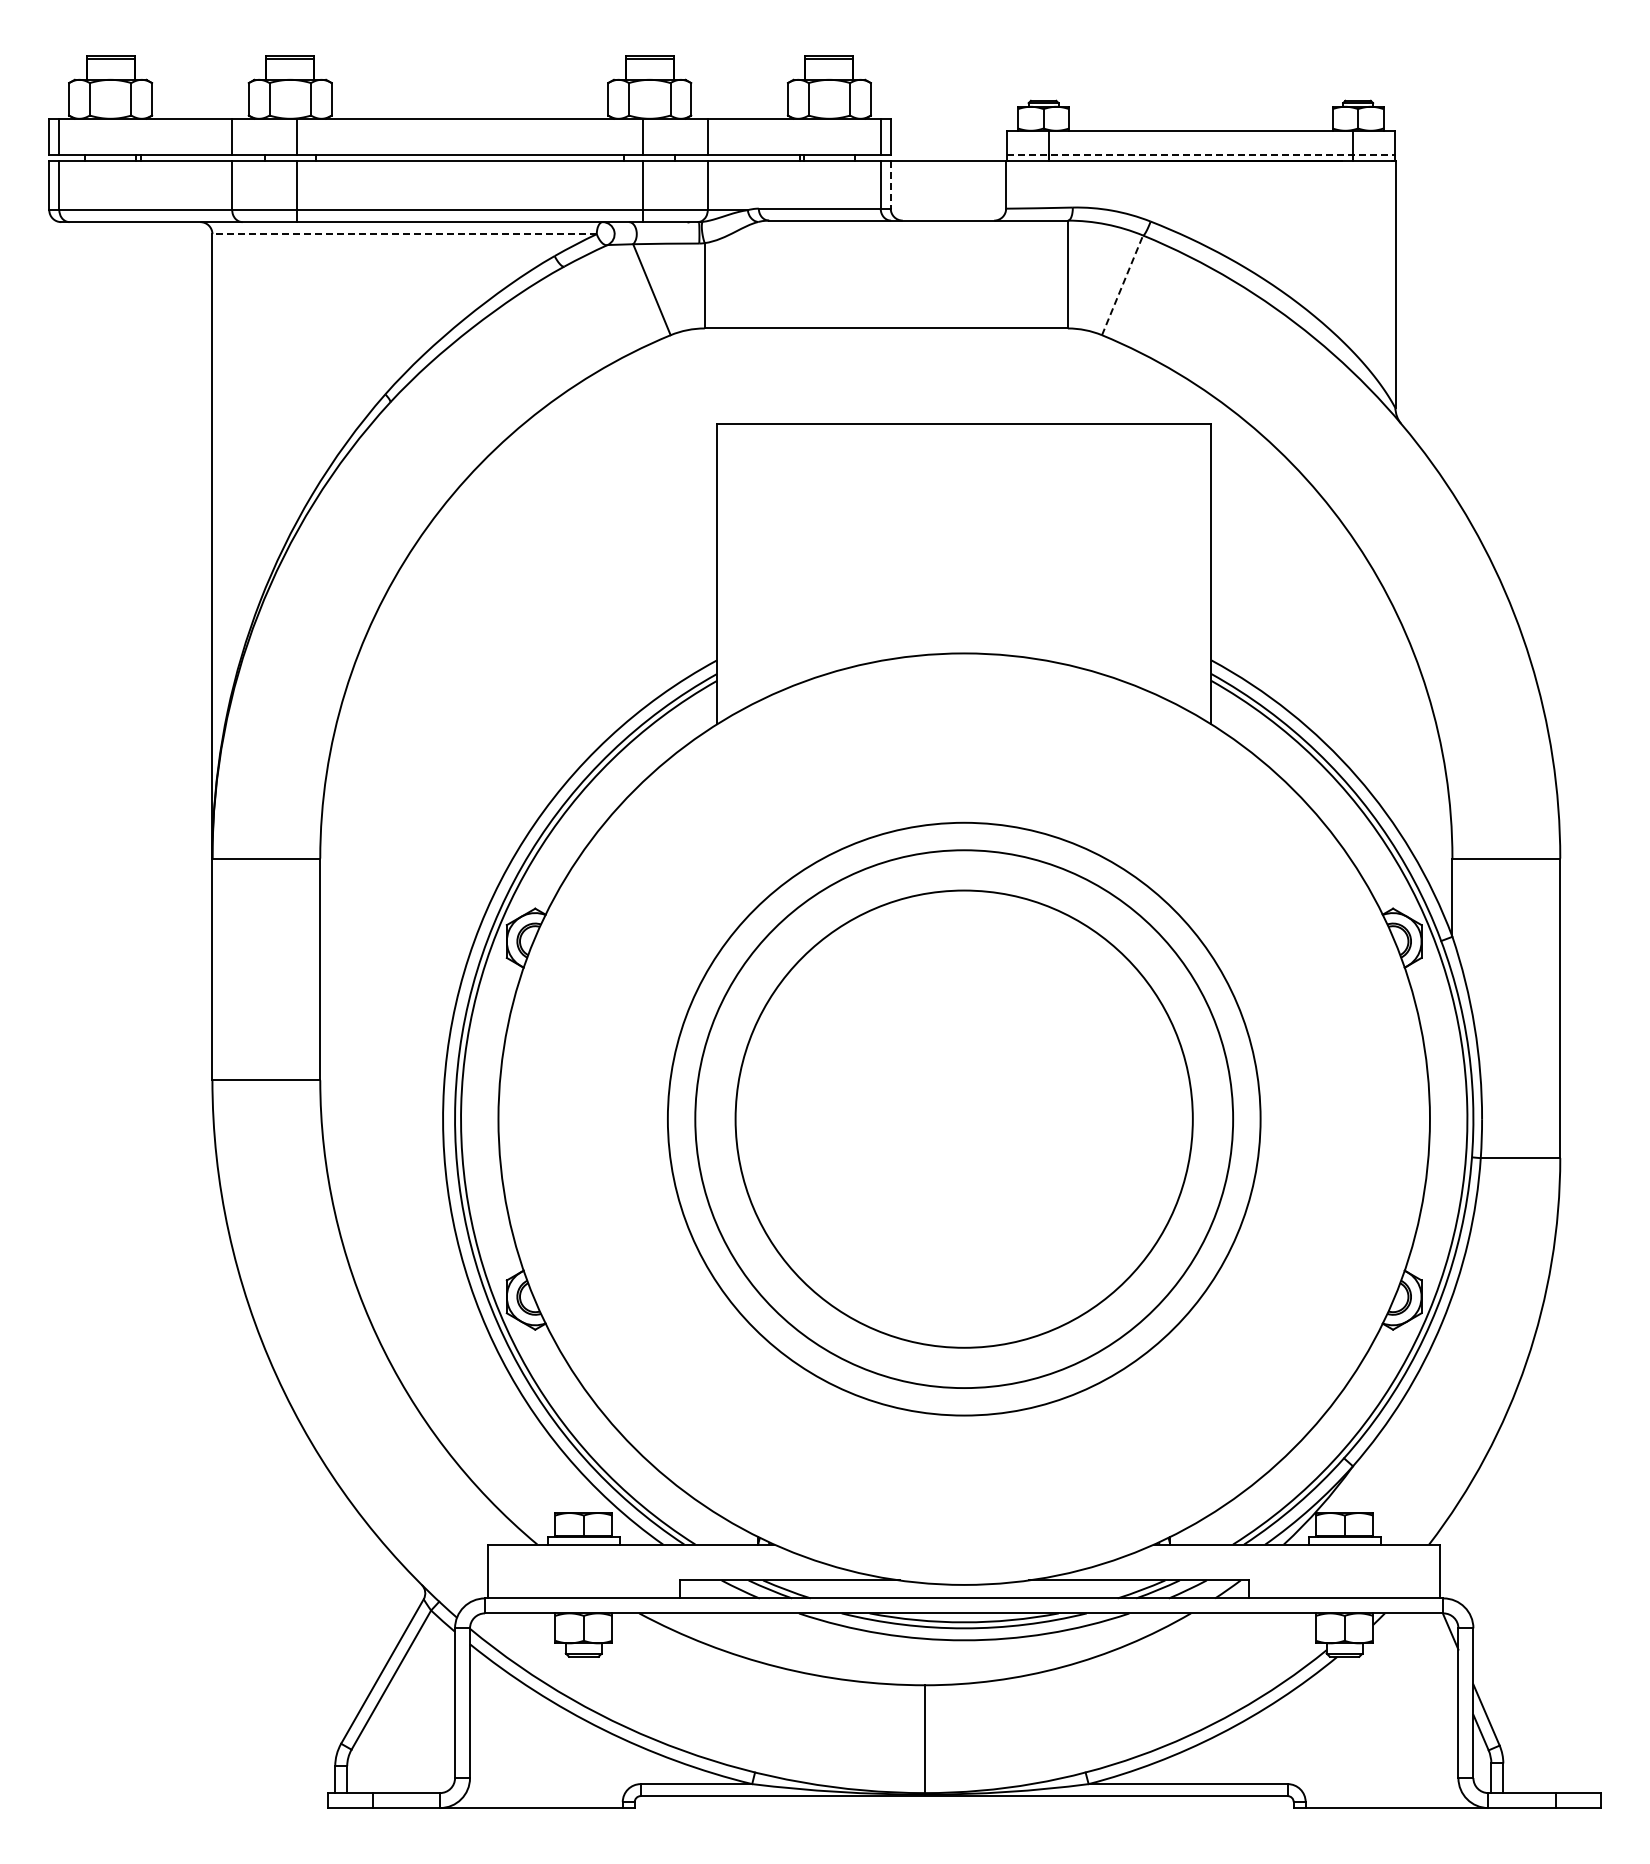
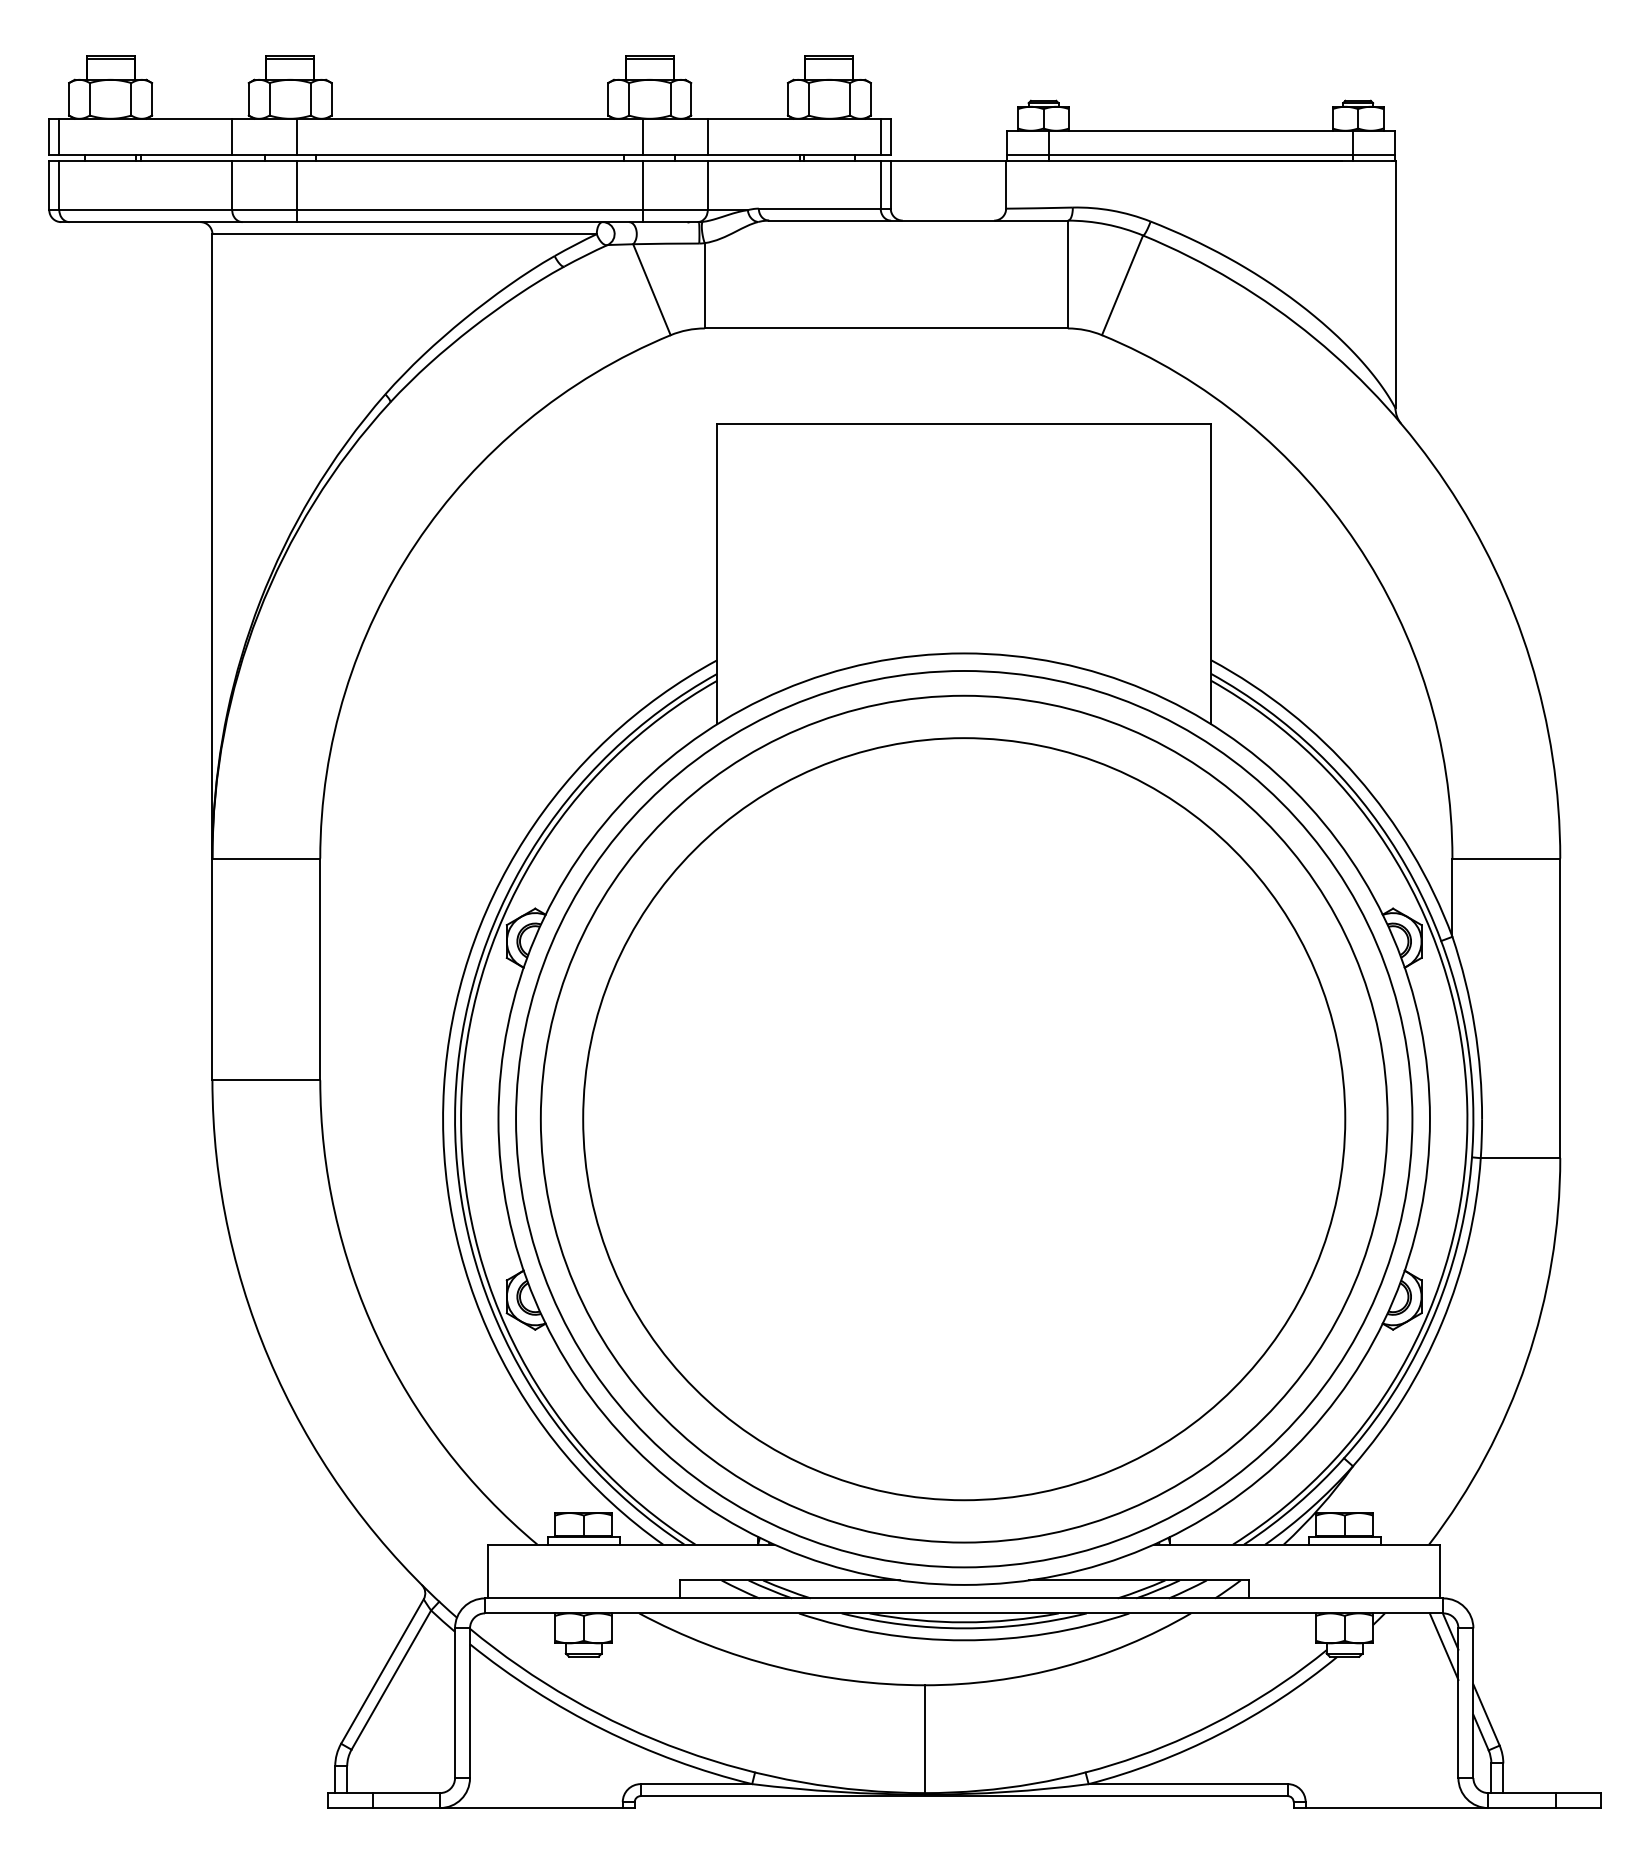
line: dashed -> solid (1200, 154)
line: dashed -> solid (890, 184)
line: dashed -> solid (404, 234)
line: dashed -> solid (1122, 285)
circle diameter: 457 px -> 762 px (964, 1119)
circle diameter: 593 px -> 847 px (963, 1118)
circle diameter: 538 px -> 896 px (964, 1118)
line: none -> present (1443, 1646)
